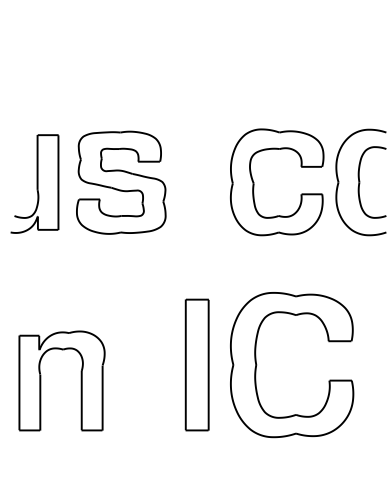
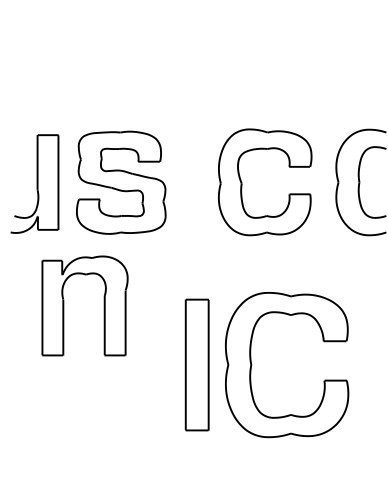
part position: (254, 182) -> (242, 182) (242, 182)
part position: (257, 365) -> (252, 365) (252, 365)
part position: (80, 380) -> (103, 305) (103, 305)
